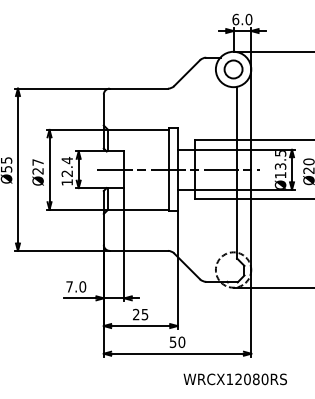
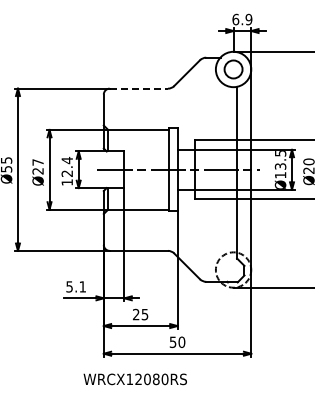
text: 6.0 -> 6.9 (248, 19)
line: solid -> dashed (139, 88)
text: 7.0 -> 5.1 (76, 286)
text position: (234, 379) -> (134, 379) (134, 379)
